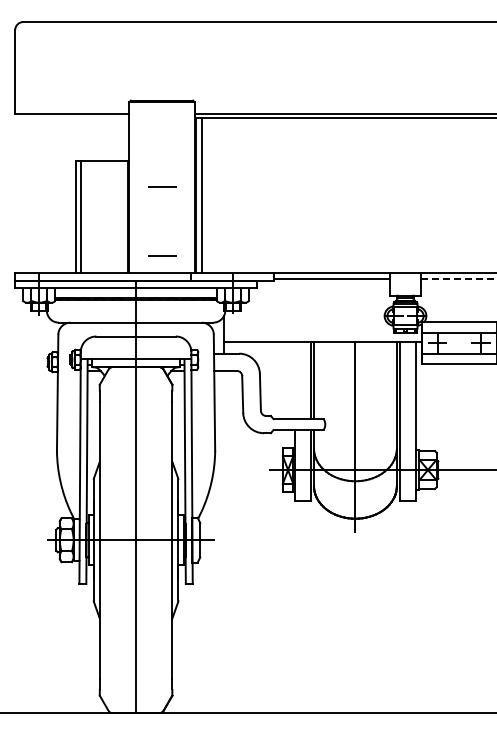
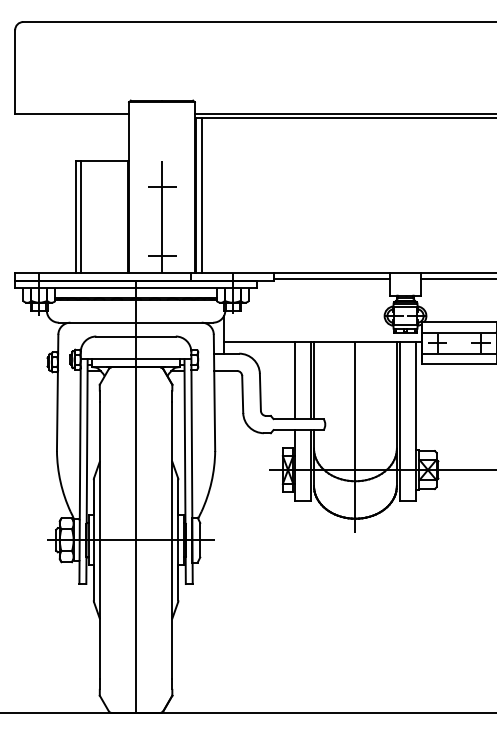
line: none -> present (161, 217)
line: dashed -> solid (458, 278)
line: none -> present (294, 380)
